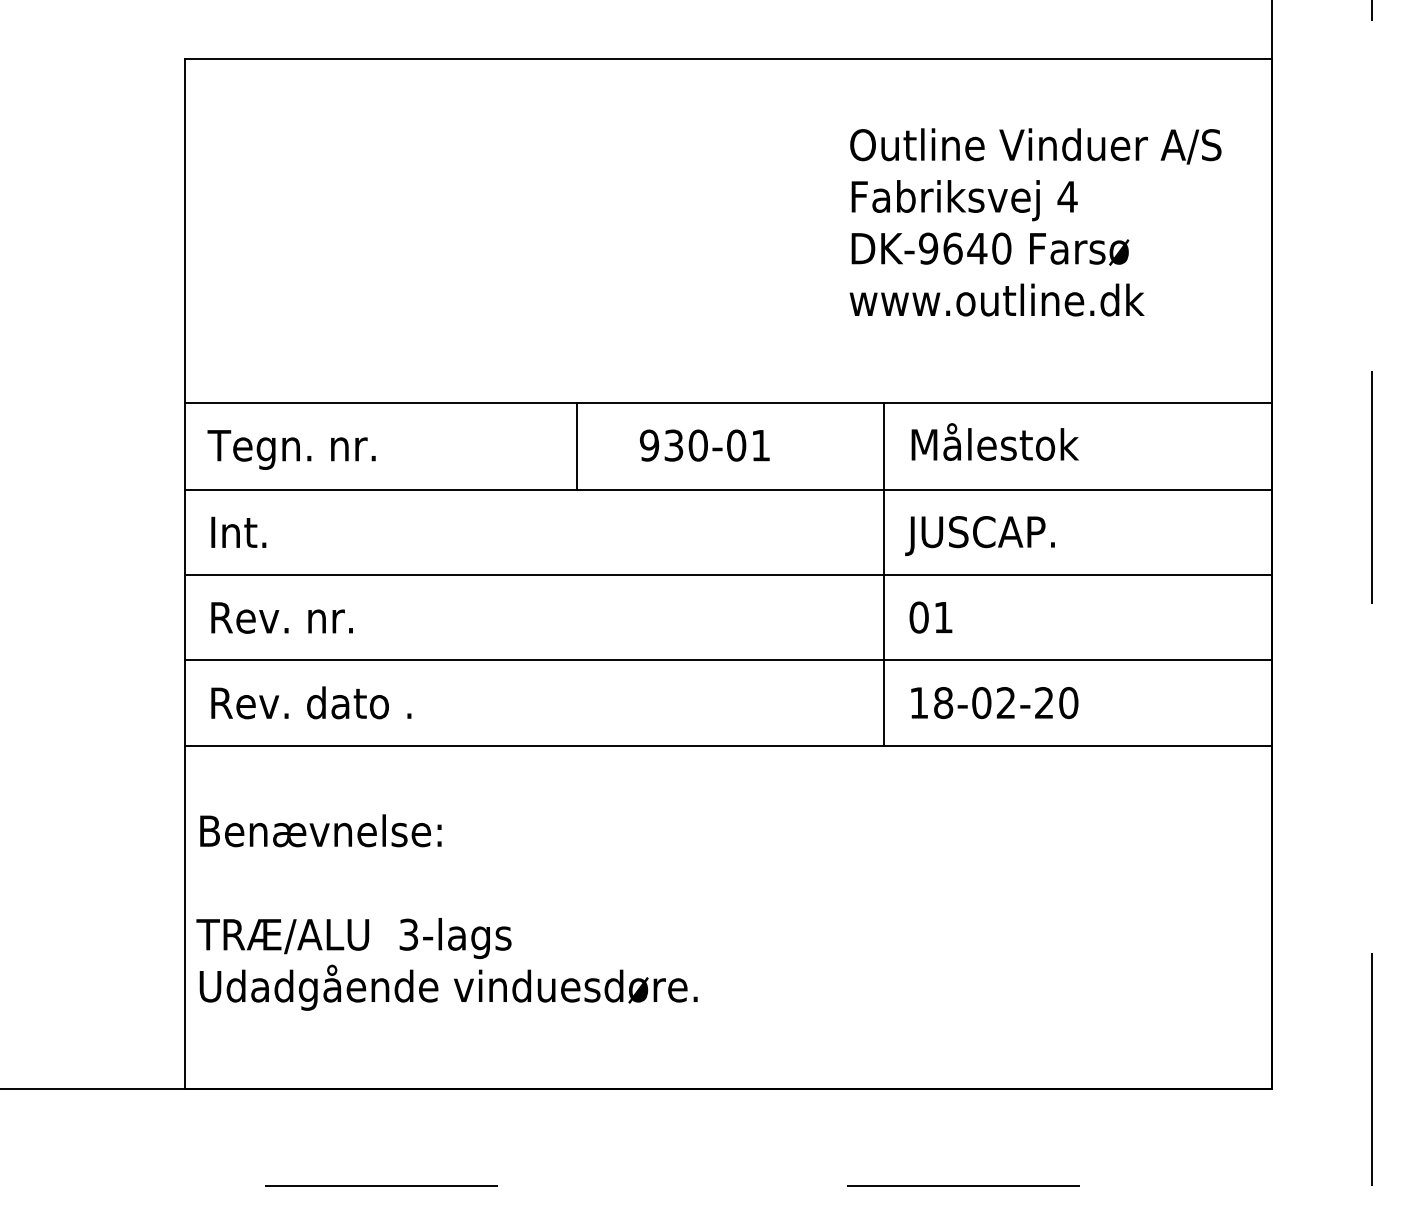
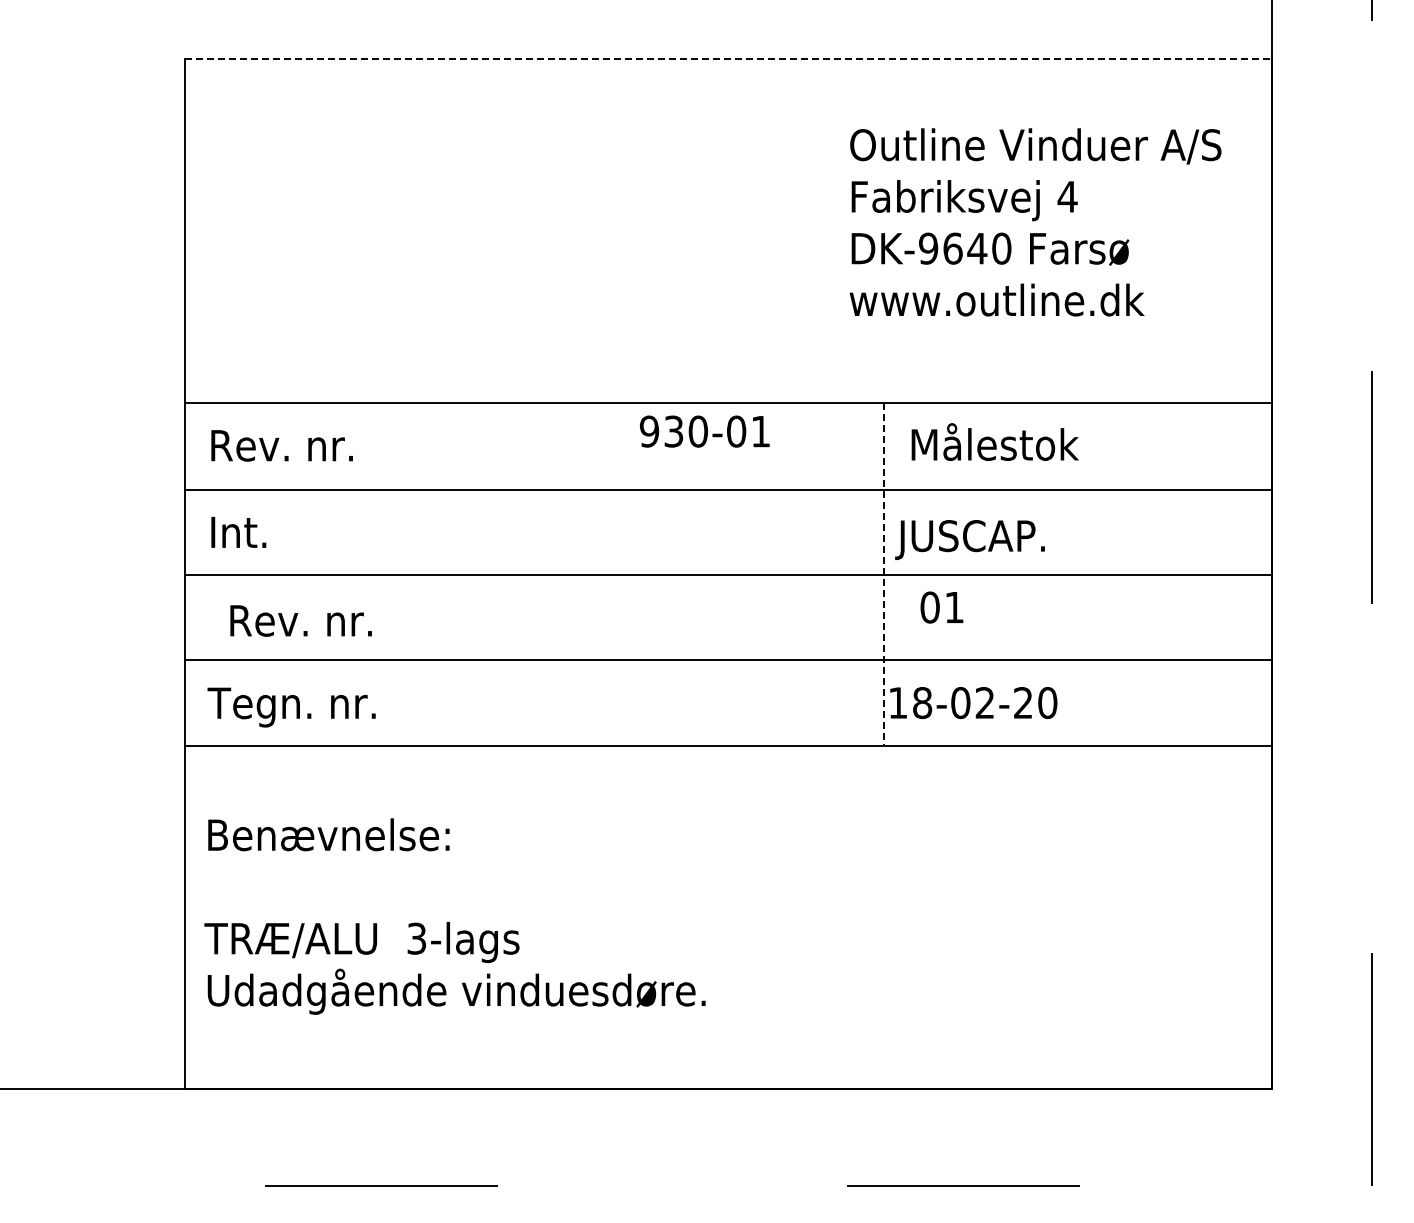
line: solid -> dashed (728, 59)
line: present -> none (576, 445)
text position: (704, 445) -> (704, 431) (704, 431)
text: Tegn. nr. -> Rev. nr. (291, 449)
text position: (979, 535) -> (969, 539) (969, 539)
line: solid -> dashed (883, 574)
text position: (281, 617) -> (300, 620) (300, 620)
text position: (930, 617) -> (941, 607) (941, 607)
text position: (994, 703) -> (973, 703) (973, 703)
text: Rev. dato . -> Tegn. nr. (309, 706)
text position: (446, 912) -> (454, 916) (454, 916)
